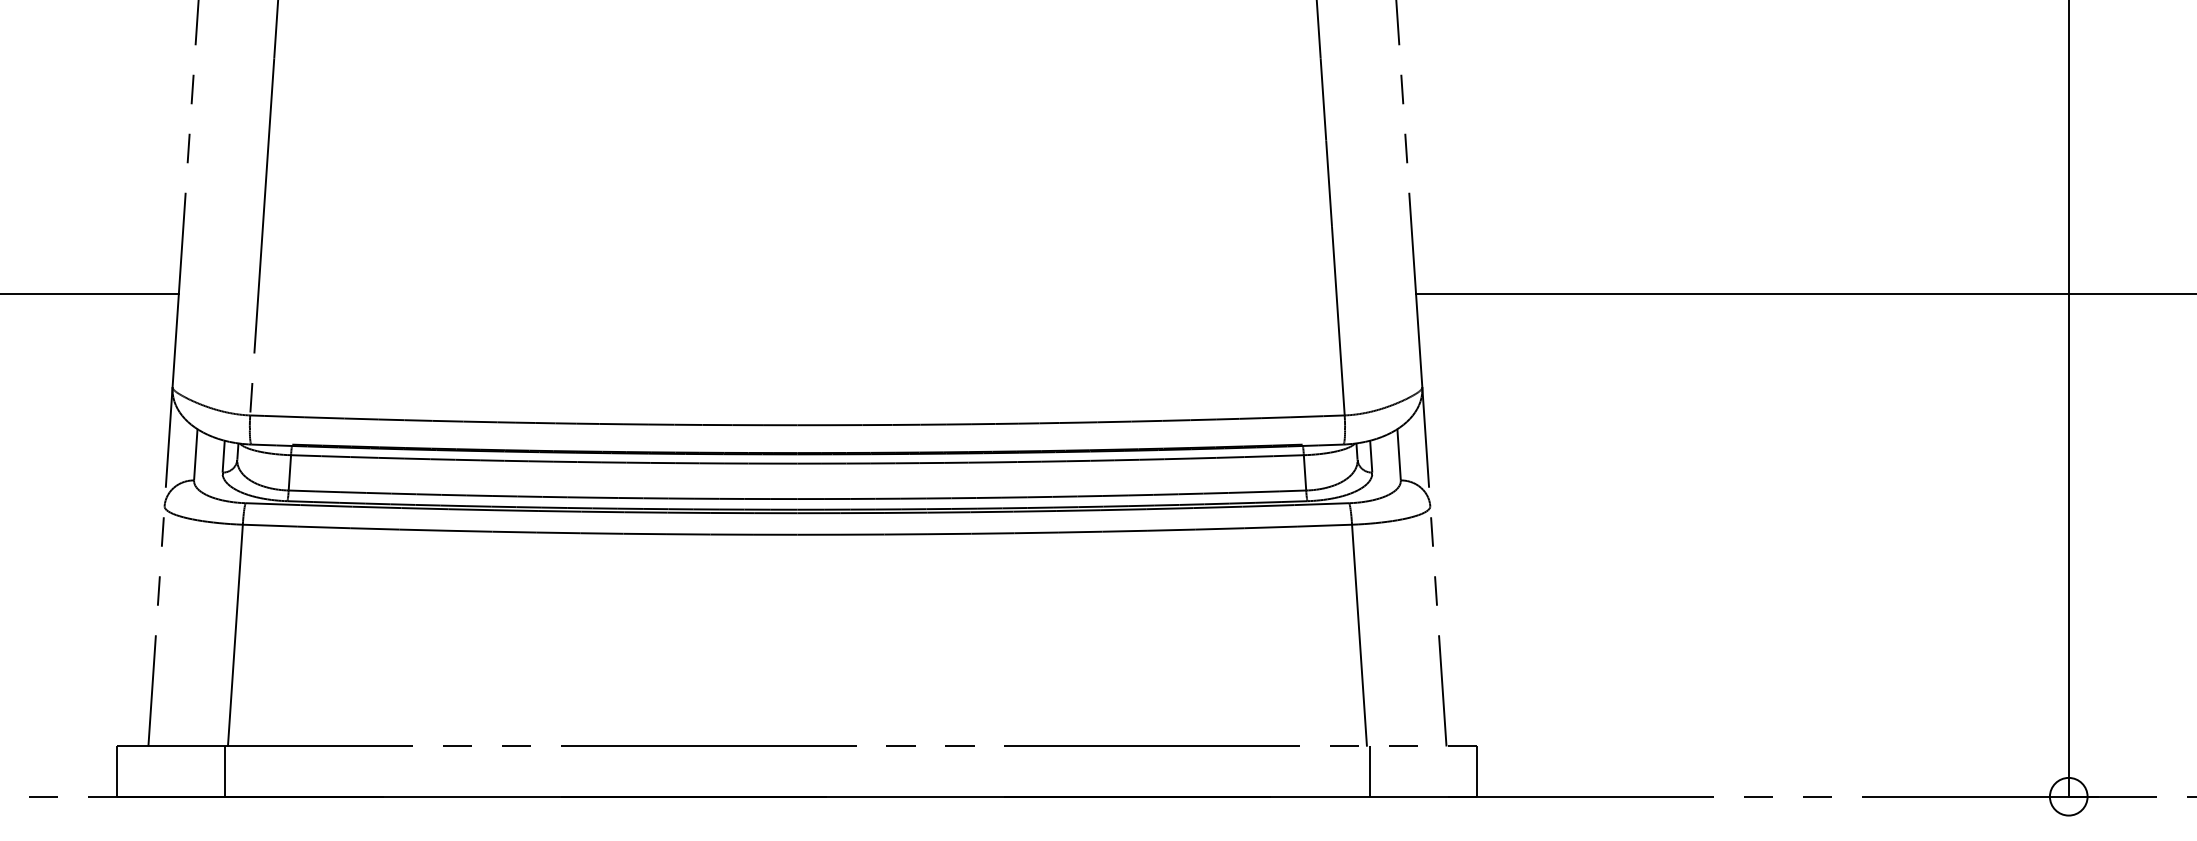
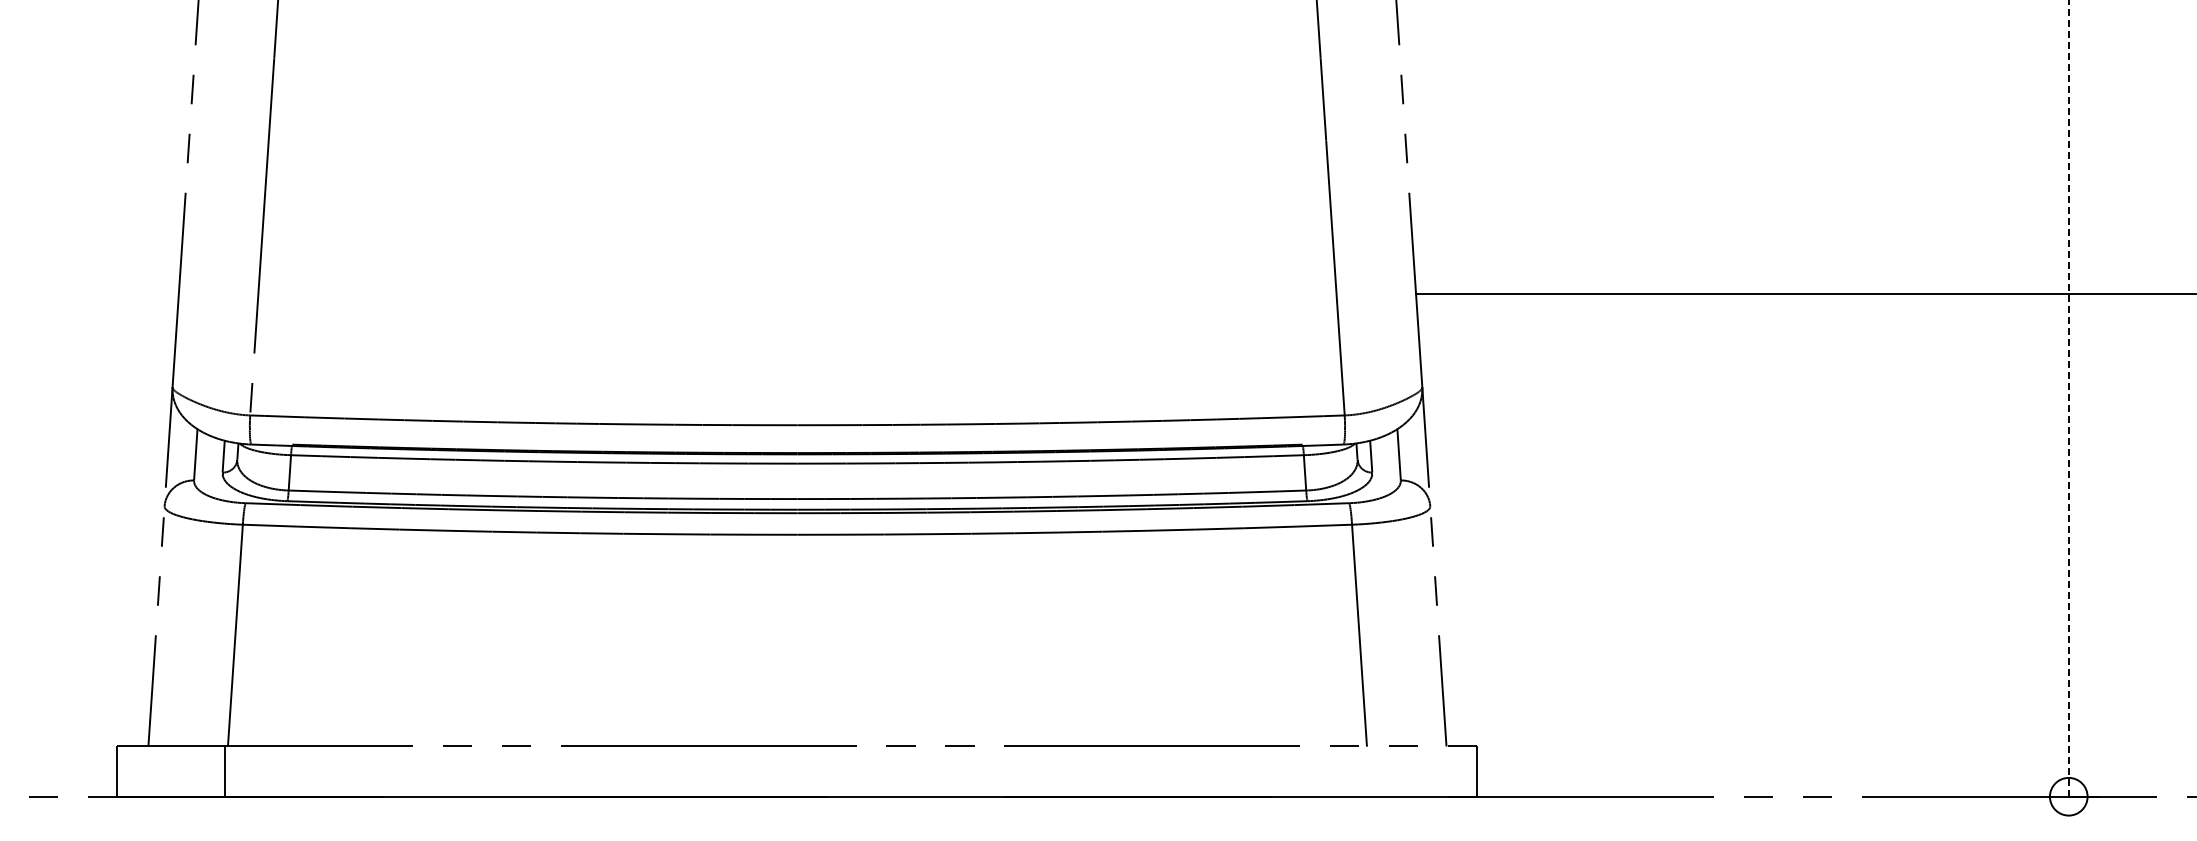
line: present -> none (90, 294)
line: solid -> dashed (2068, 398)
line: present -> none (1369, 771)
